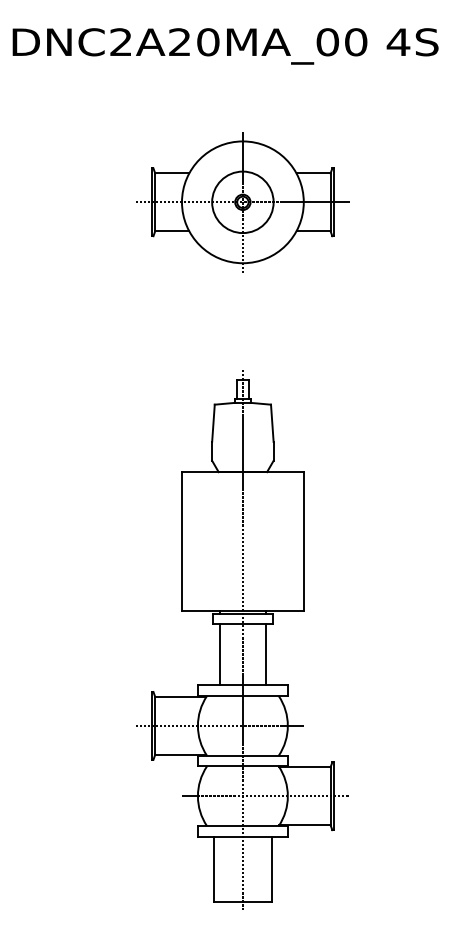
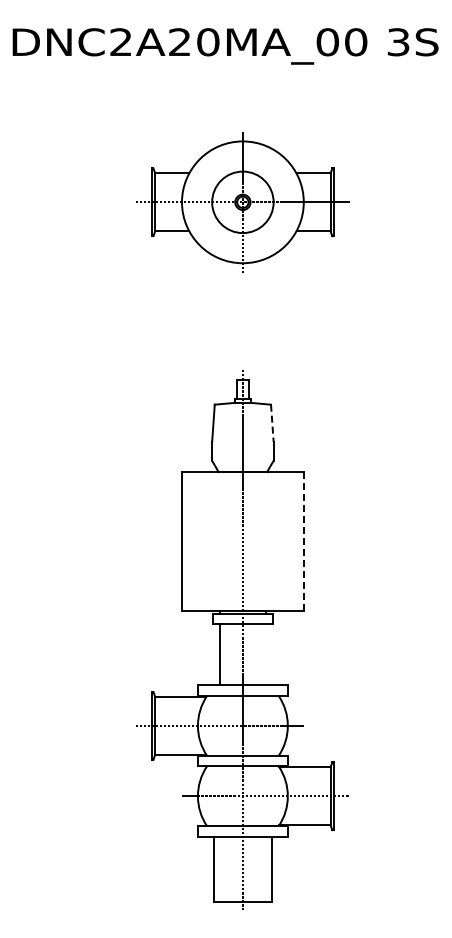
text: 4S -> 3S (398, 42)
line: solid -> dashed (272, 423)
line: solid -> dashed (303, 541)
line: present -> none (265, 654)
